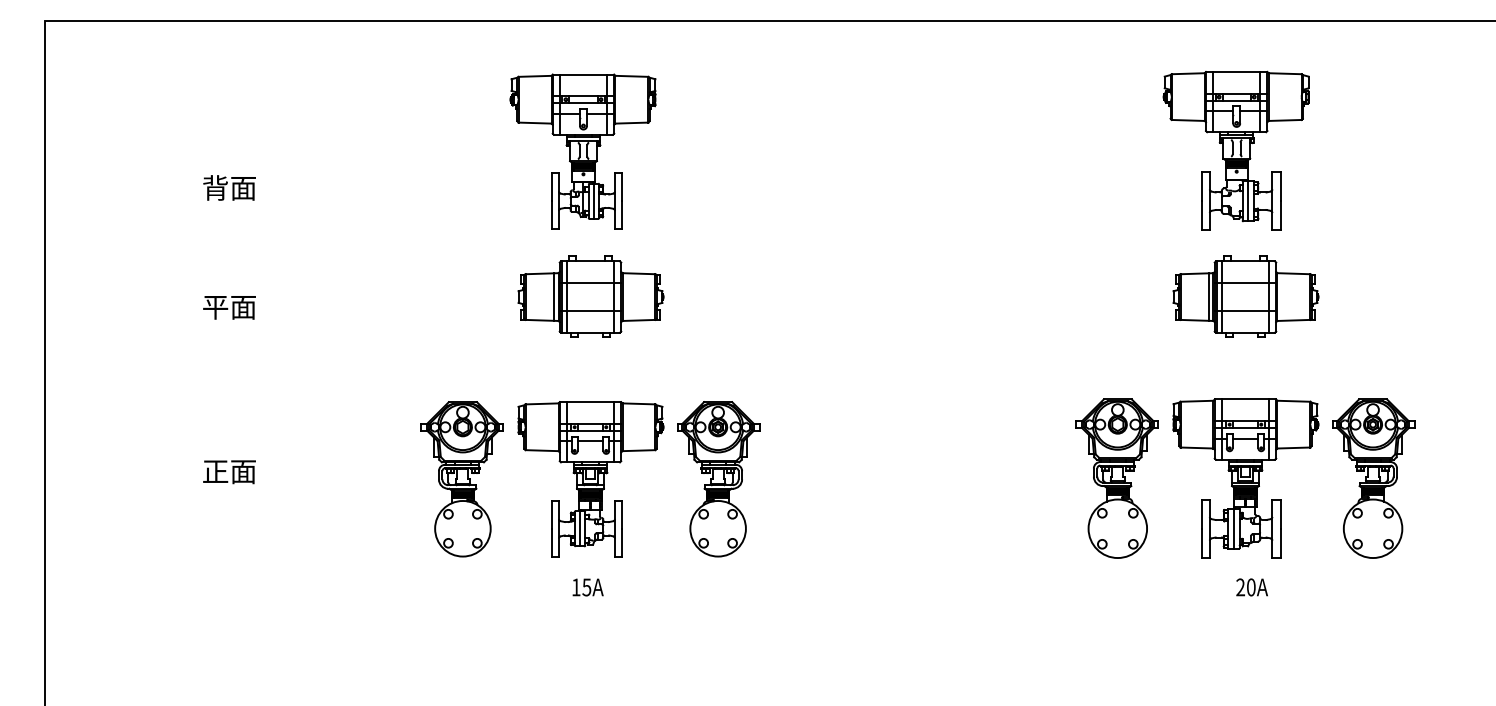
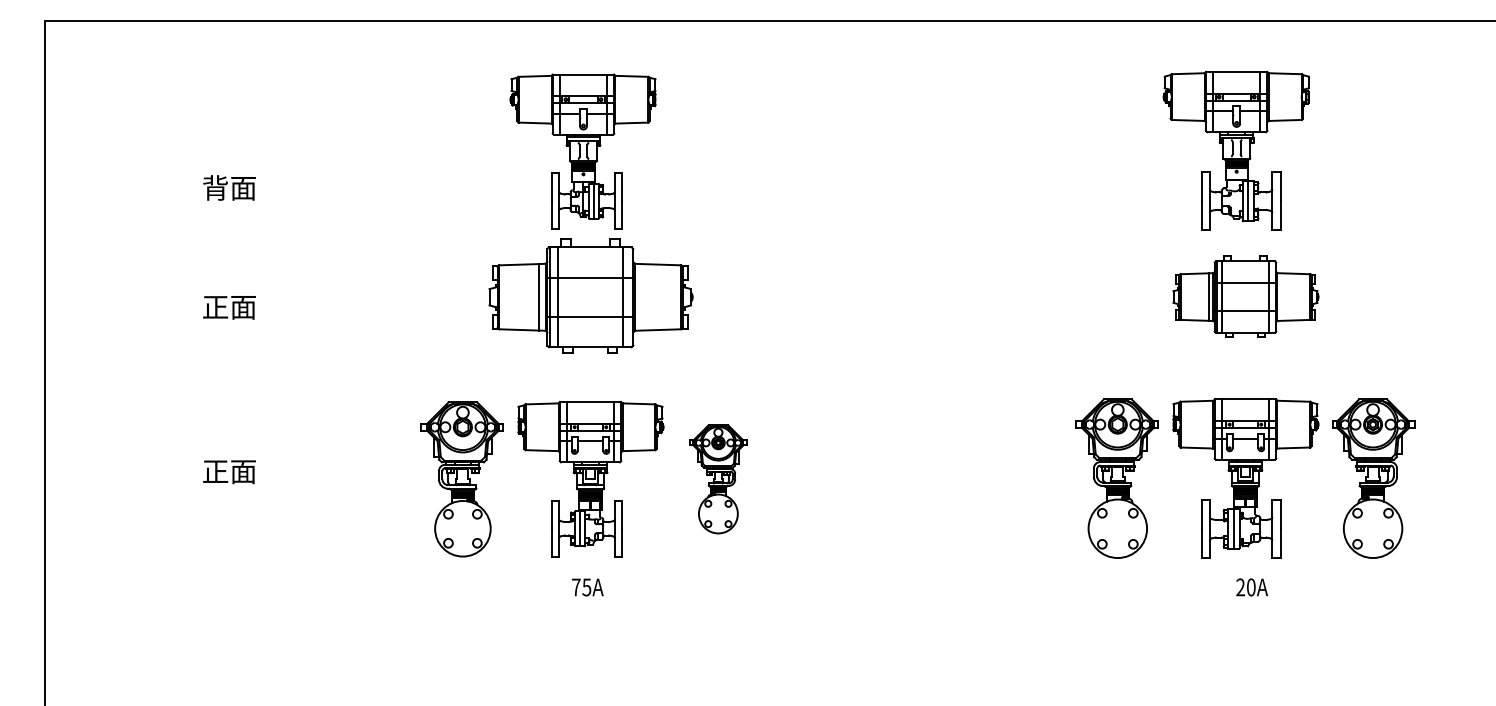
part size: 148x83 px -> 206x116 px (590, 295)
text: 平面 -> 正面 (215, 307)
part size: 84x157 px -> 59x111 px (718, 479)
text: 15A -> 75A (576, 587)
